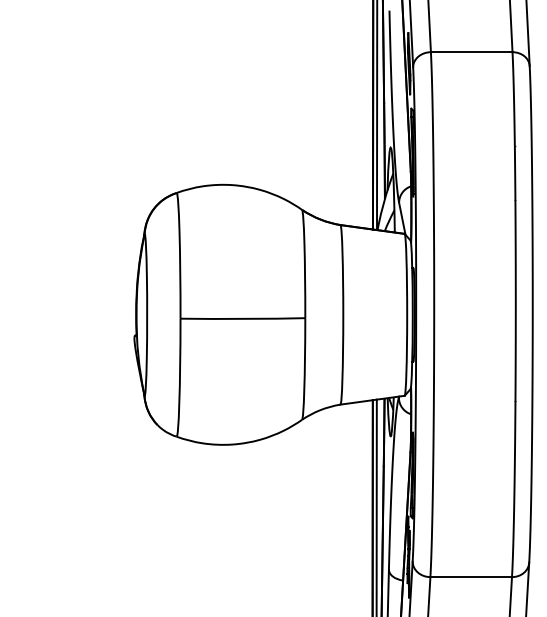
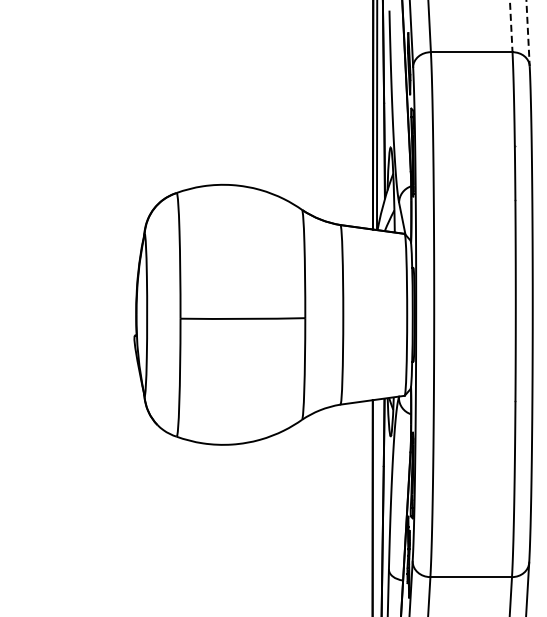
line: solid -> dashed (511, 26)
line: solid -> dashed (528, 33)
line: present -> none (376, 506)
